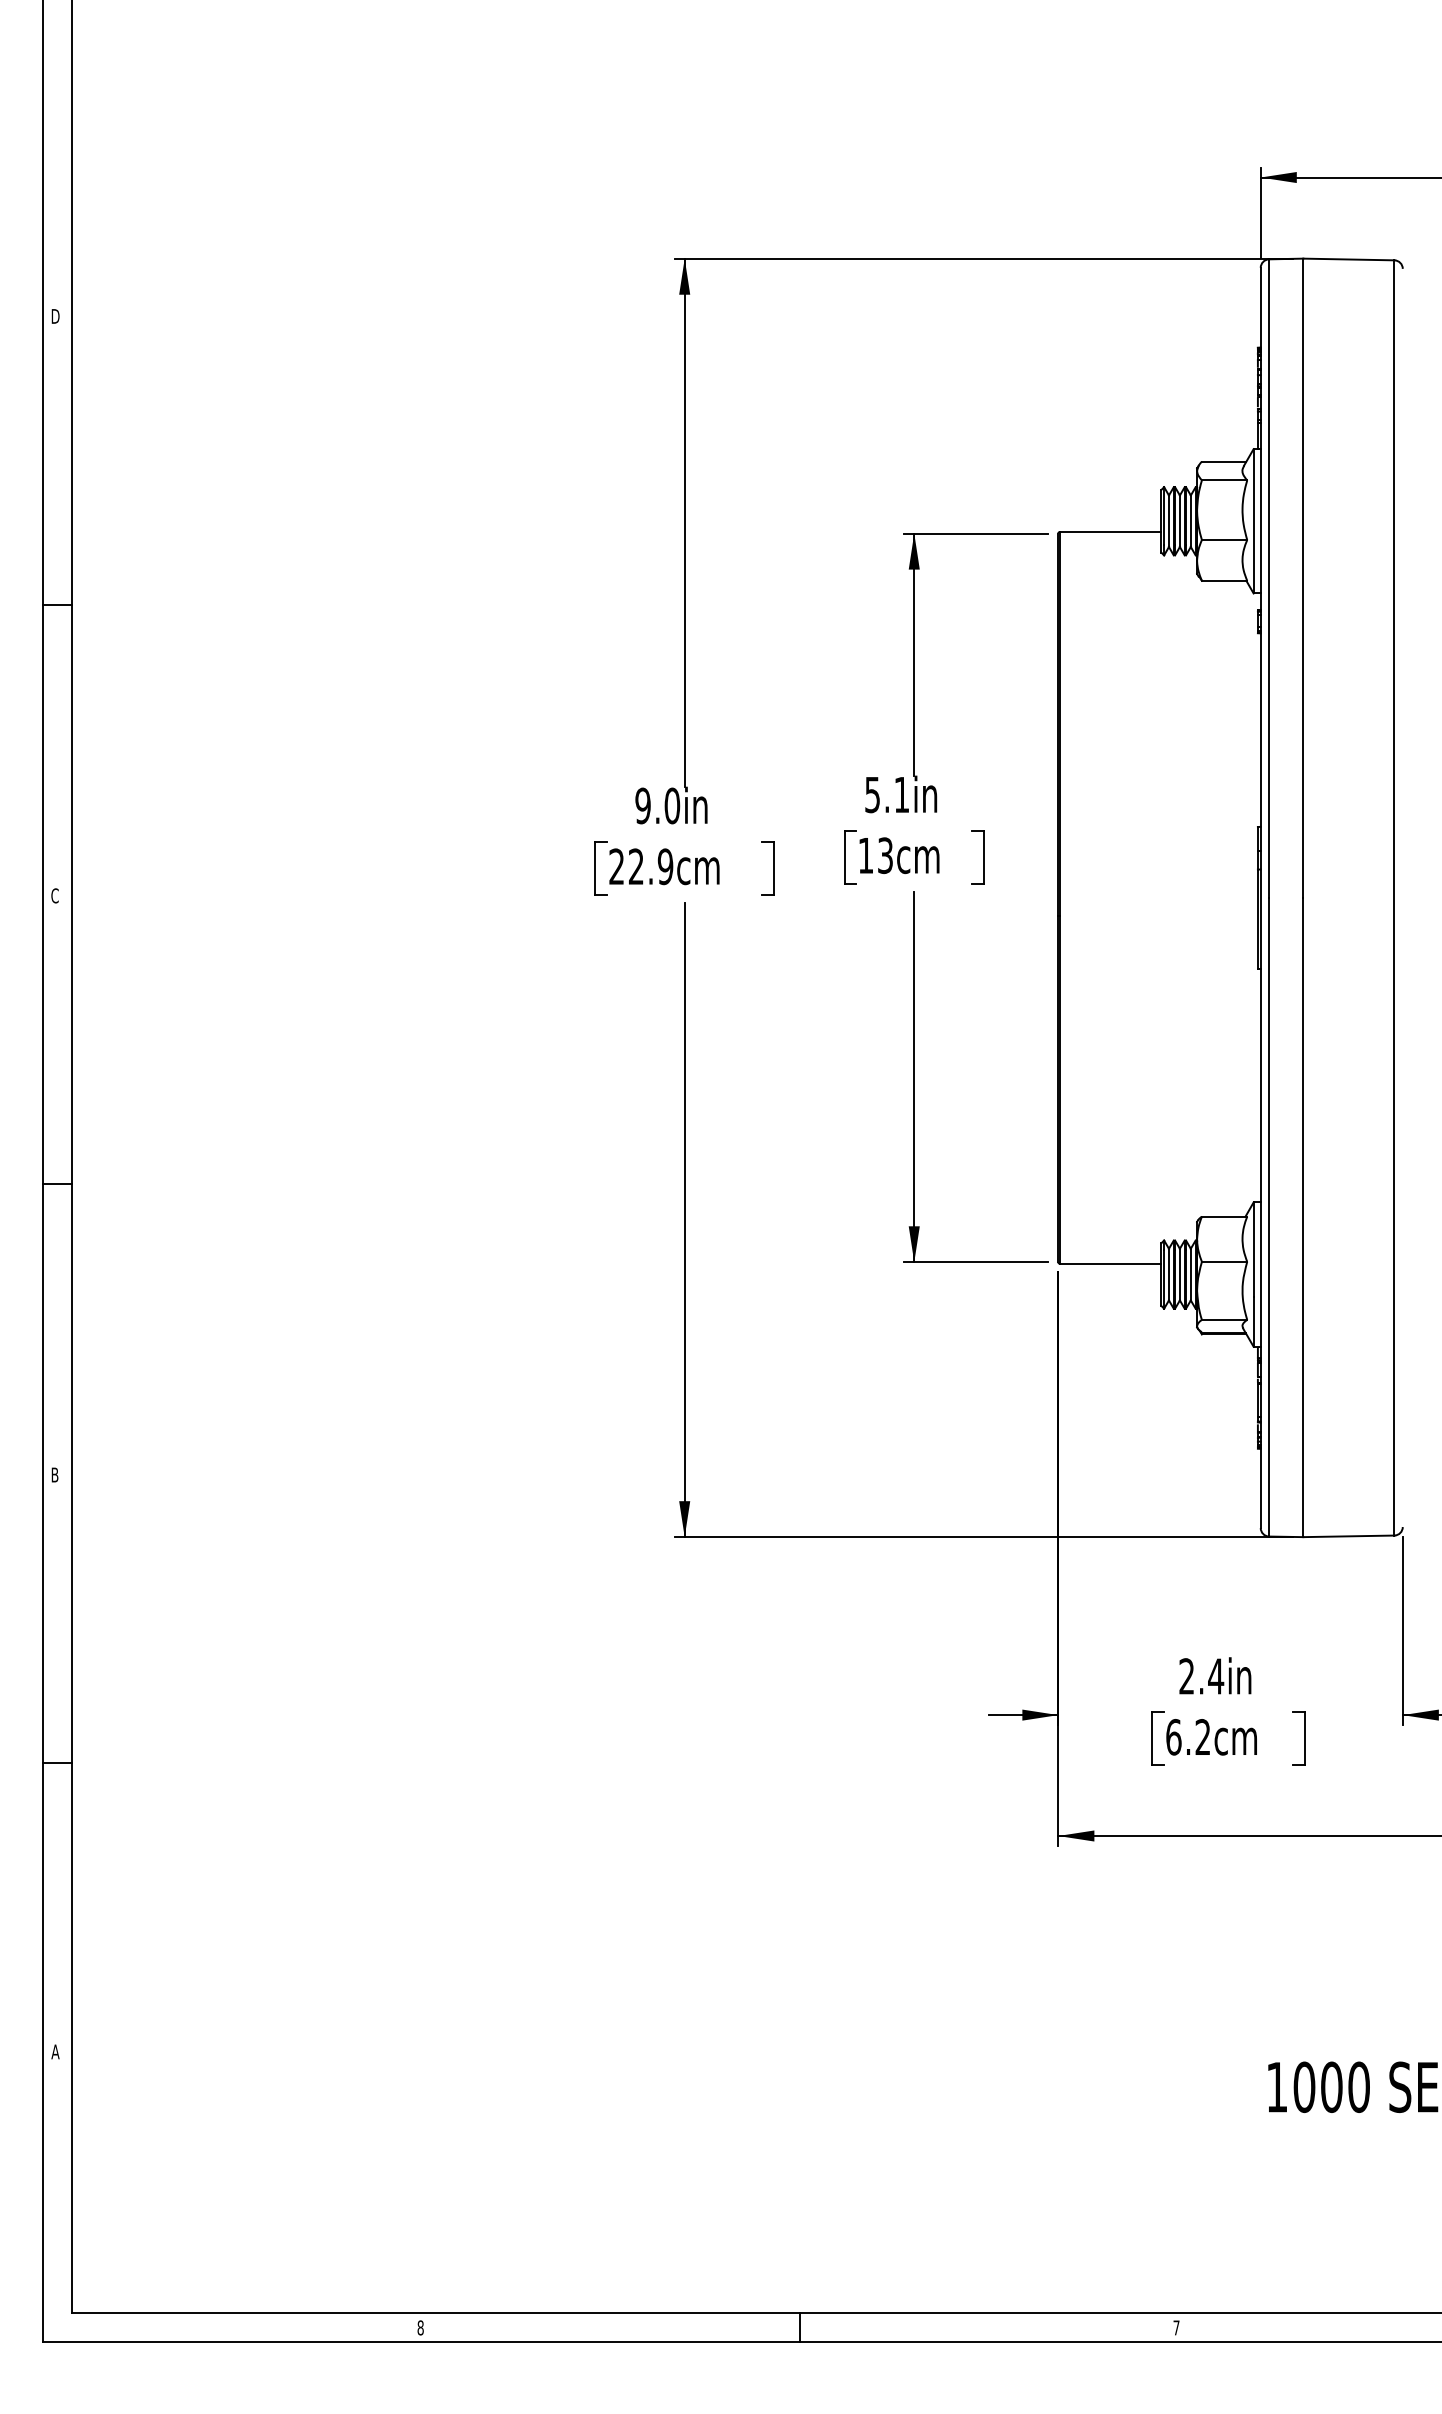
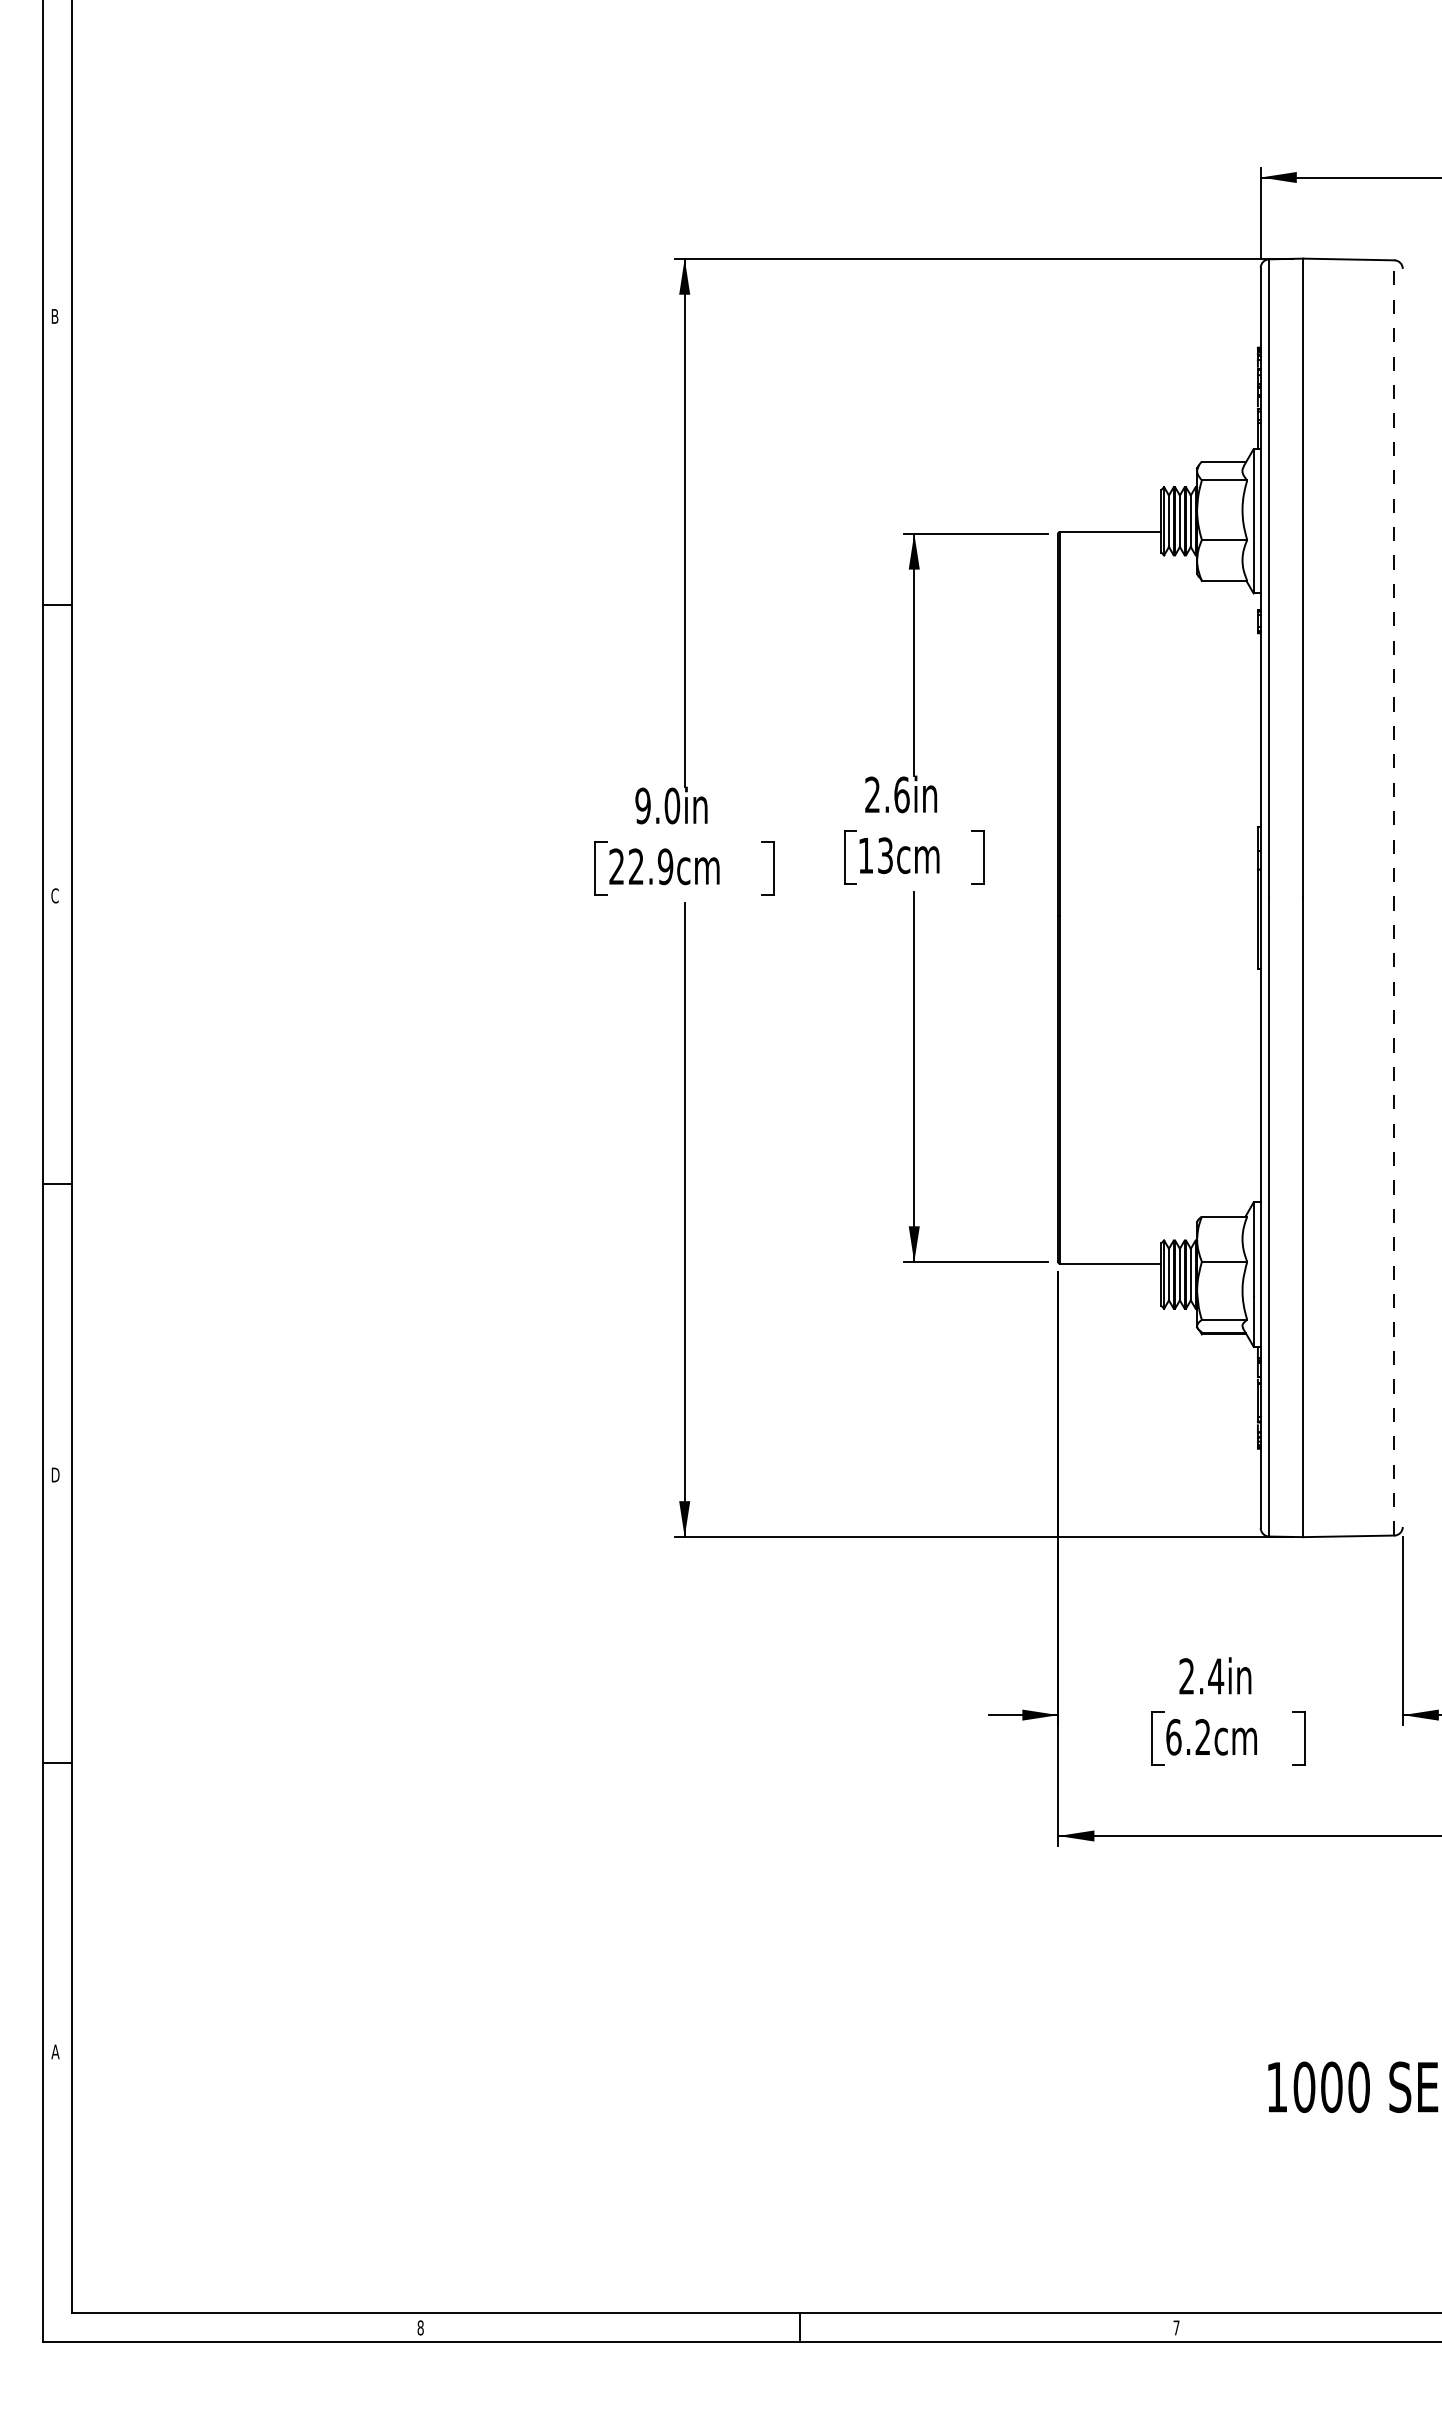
text: D -> B (56, 316)
text: 5.1in -> 2.6in (887, 794)
line: solid -> dashed (1394, 897)
text: B -> D (56, 1474)
